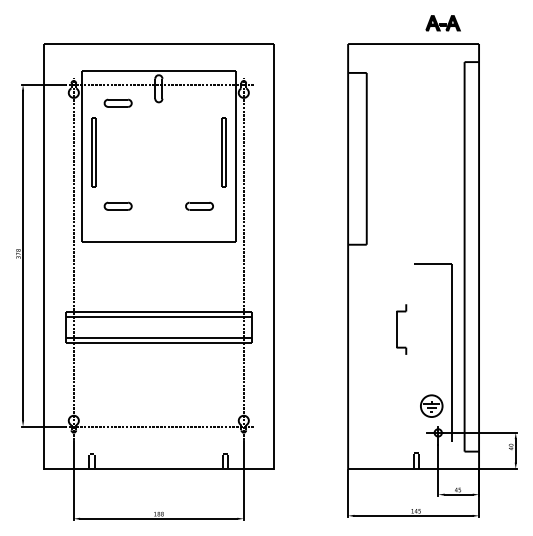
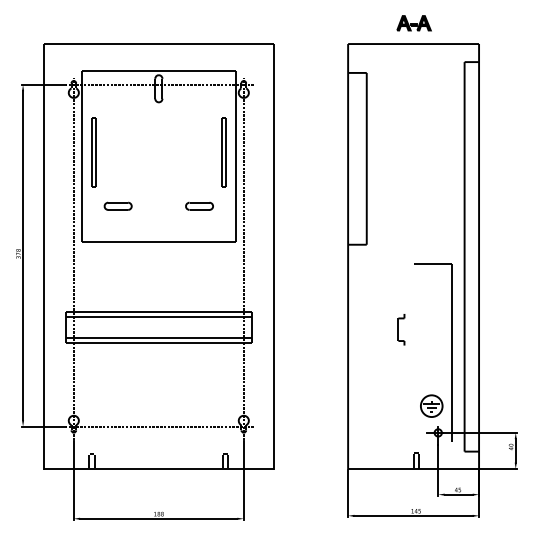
part position: (442, 23) -> (413, 23) (413, 23)
part: present -> none (117, 102)
part size: 12x51 px -> 9x32 px (401, 329)
